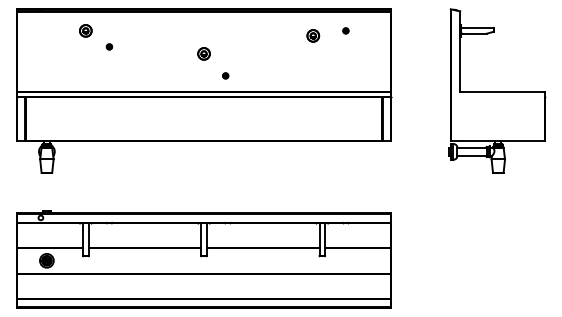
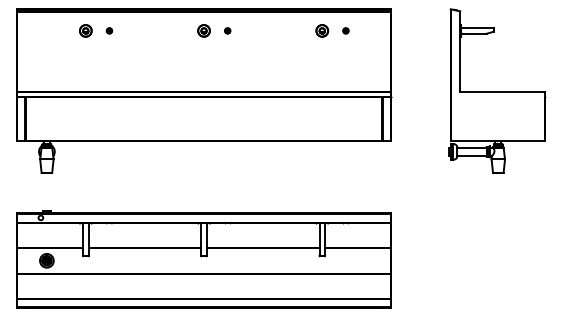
part position: (313, 35) -> (322, 30) (322, 30)
part position: (109, 46) -> (109, 30) (109, 30)
part position: (203, 53) -> (203, 30) (203, 30)
part position: (225, 75) -> (227, 30) (227, 30)
